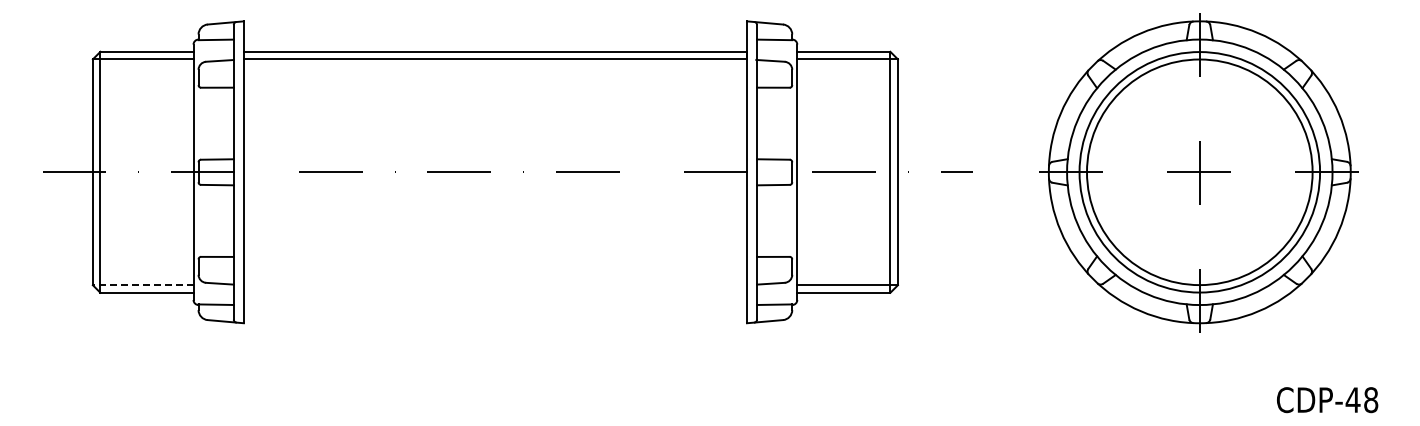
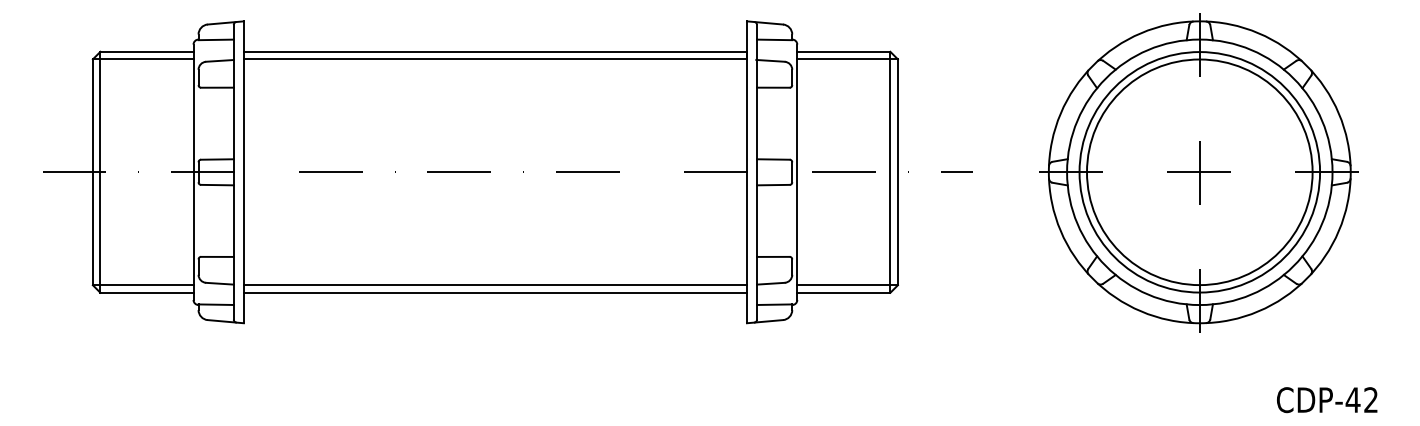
line: dashed -> solid (142, 285)
line: none -> present (494, 285)
line: none -> present (494, 292)
text: CDP-48 -> CDP-42 (1371, 400)
